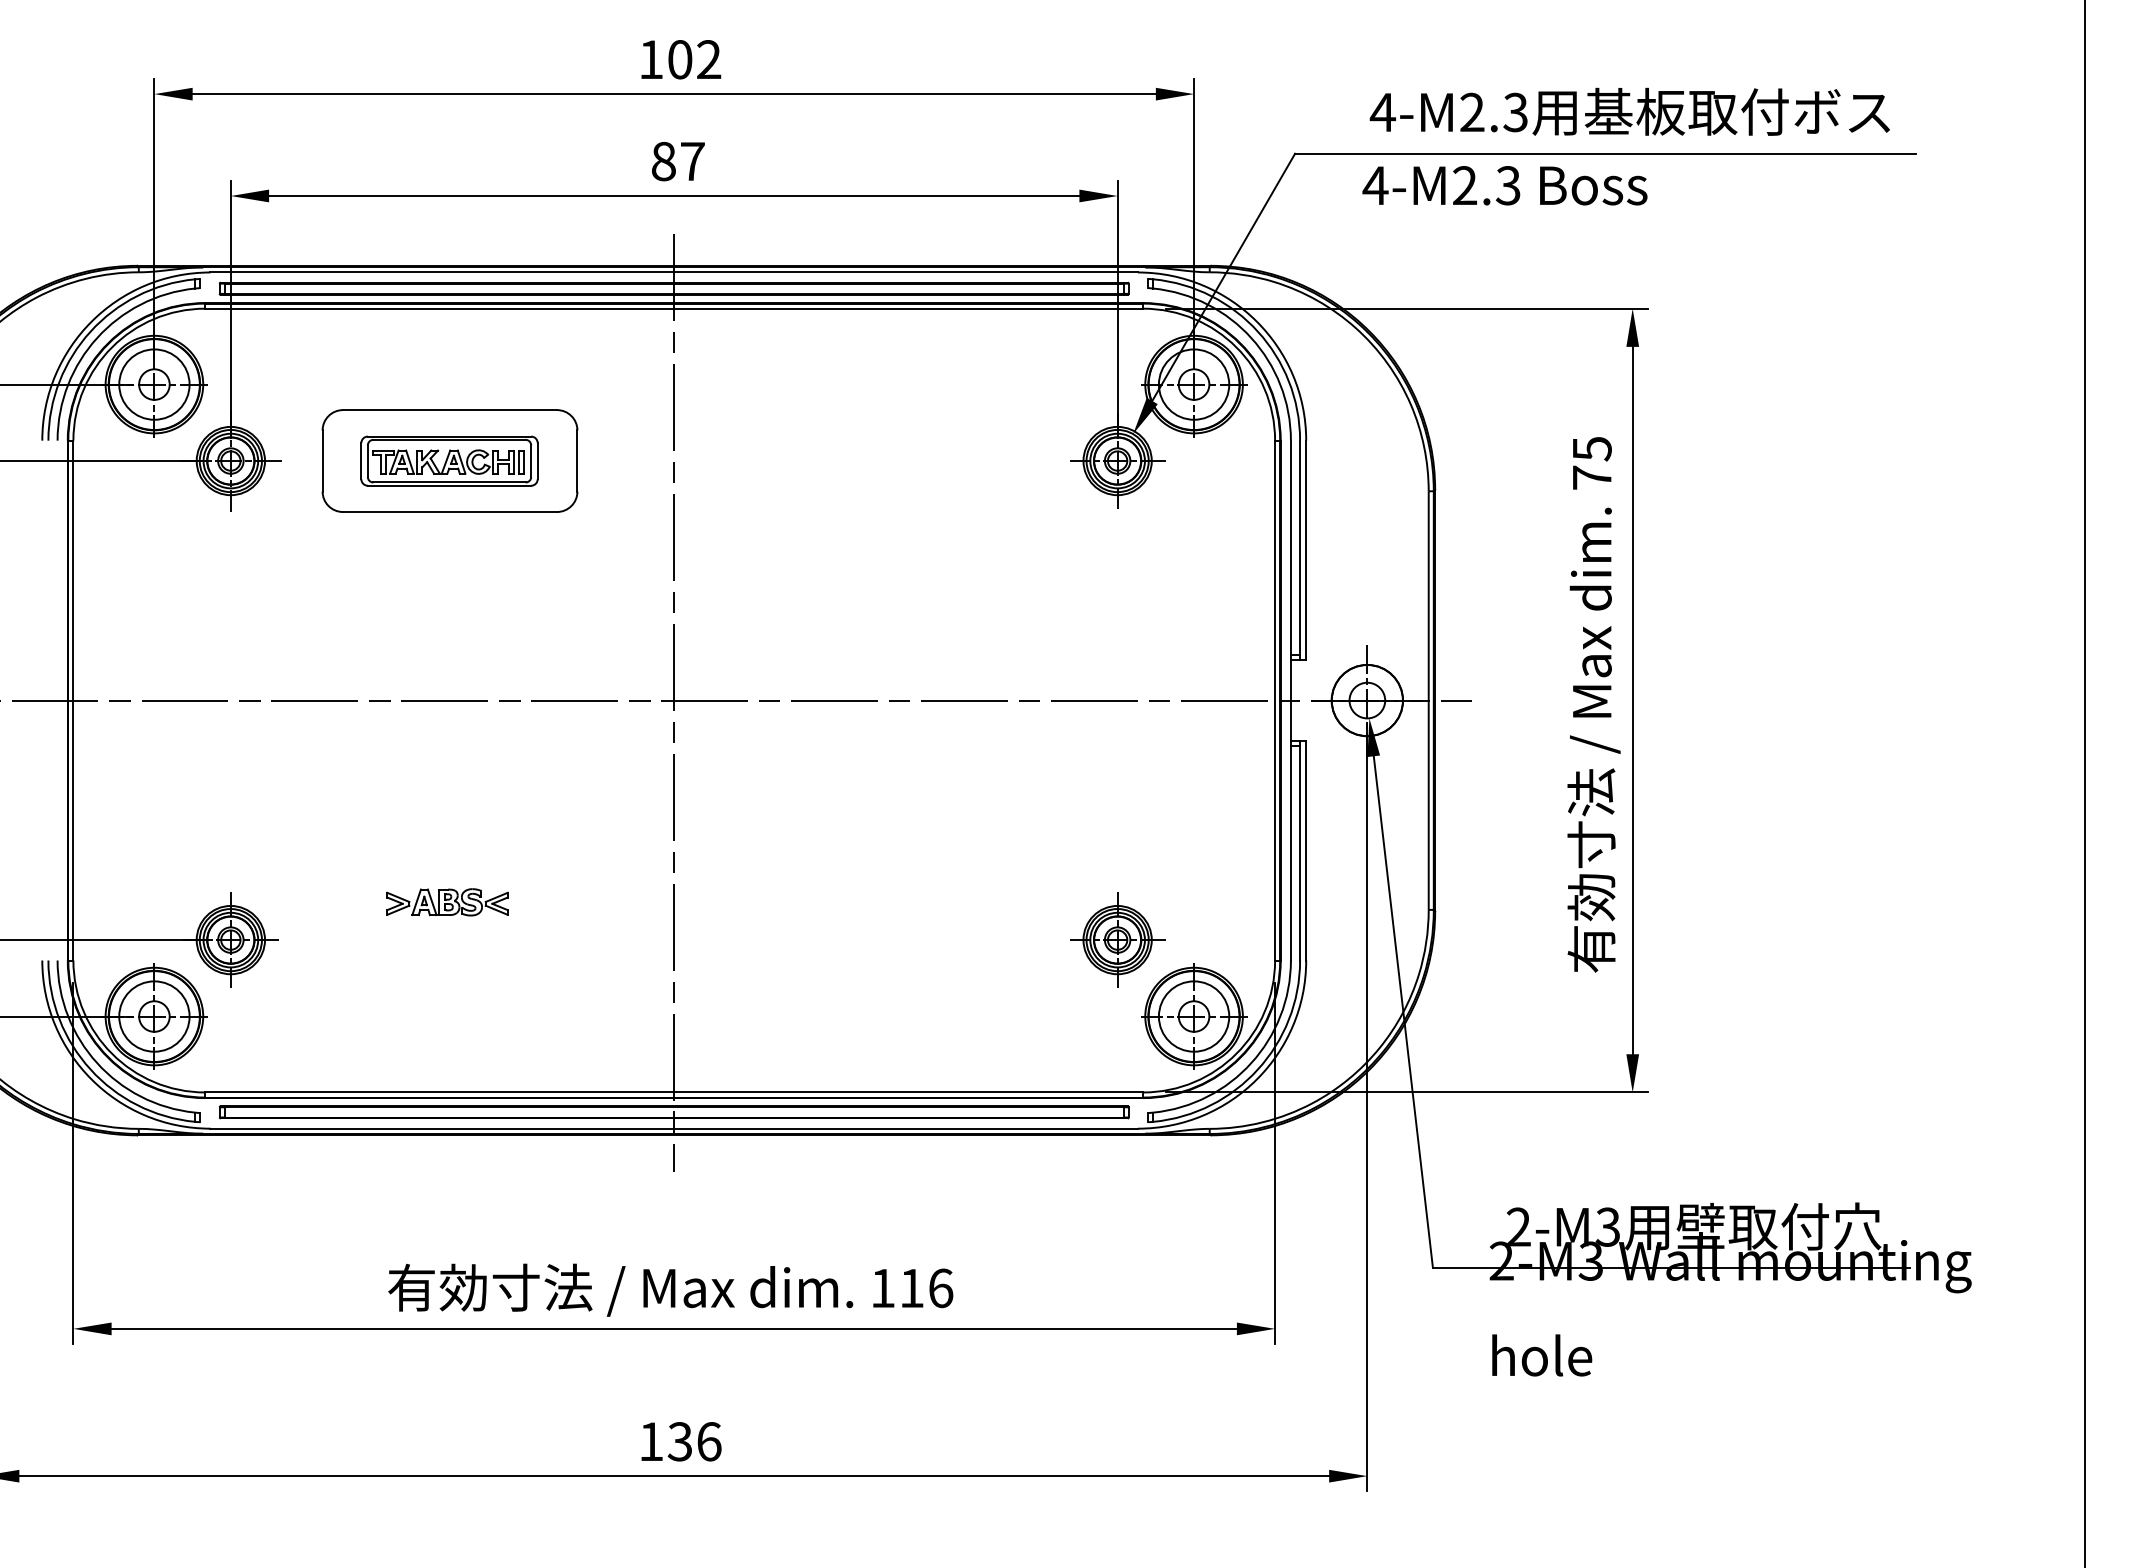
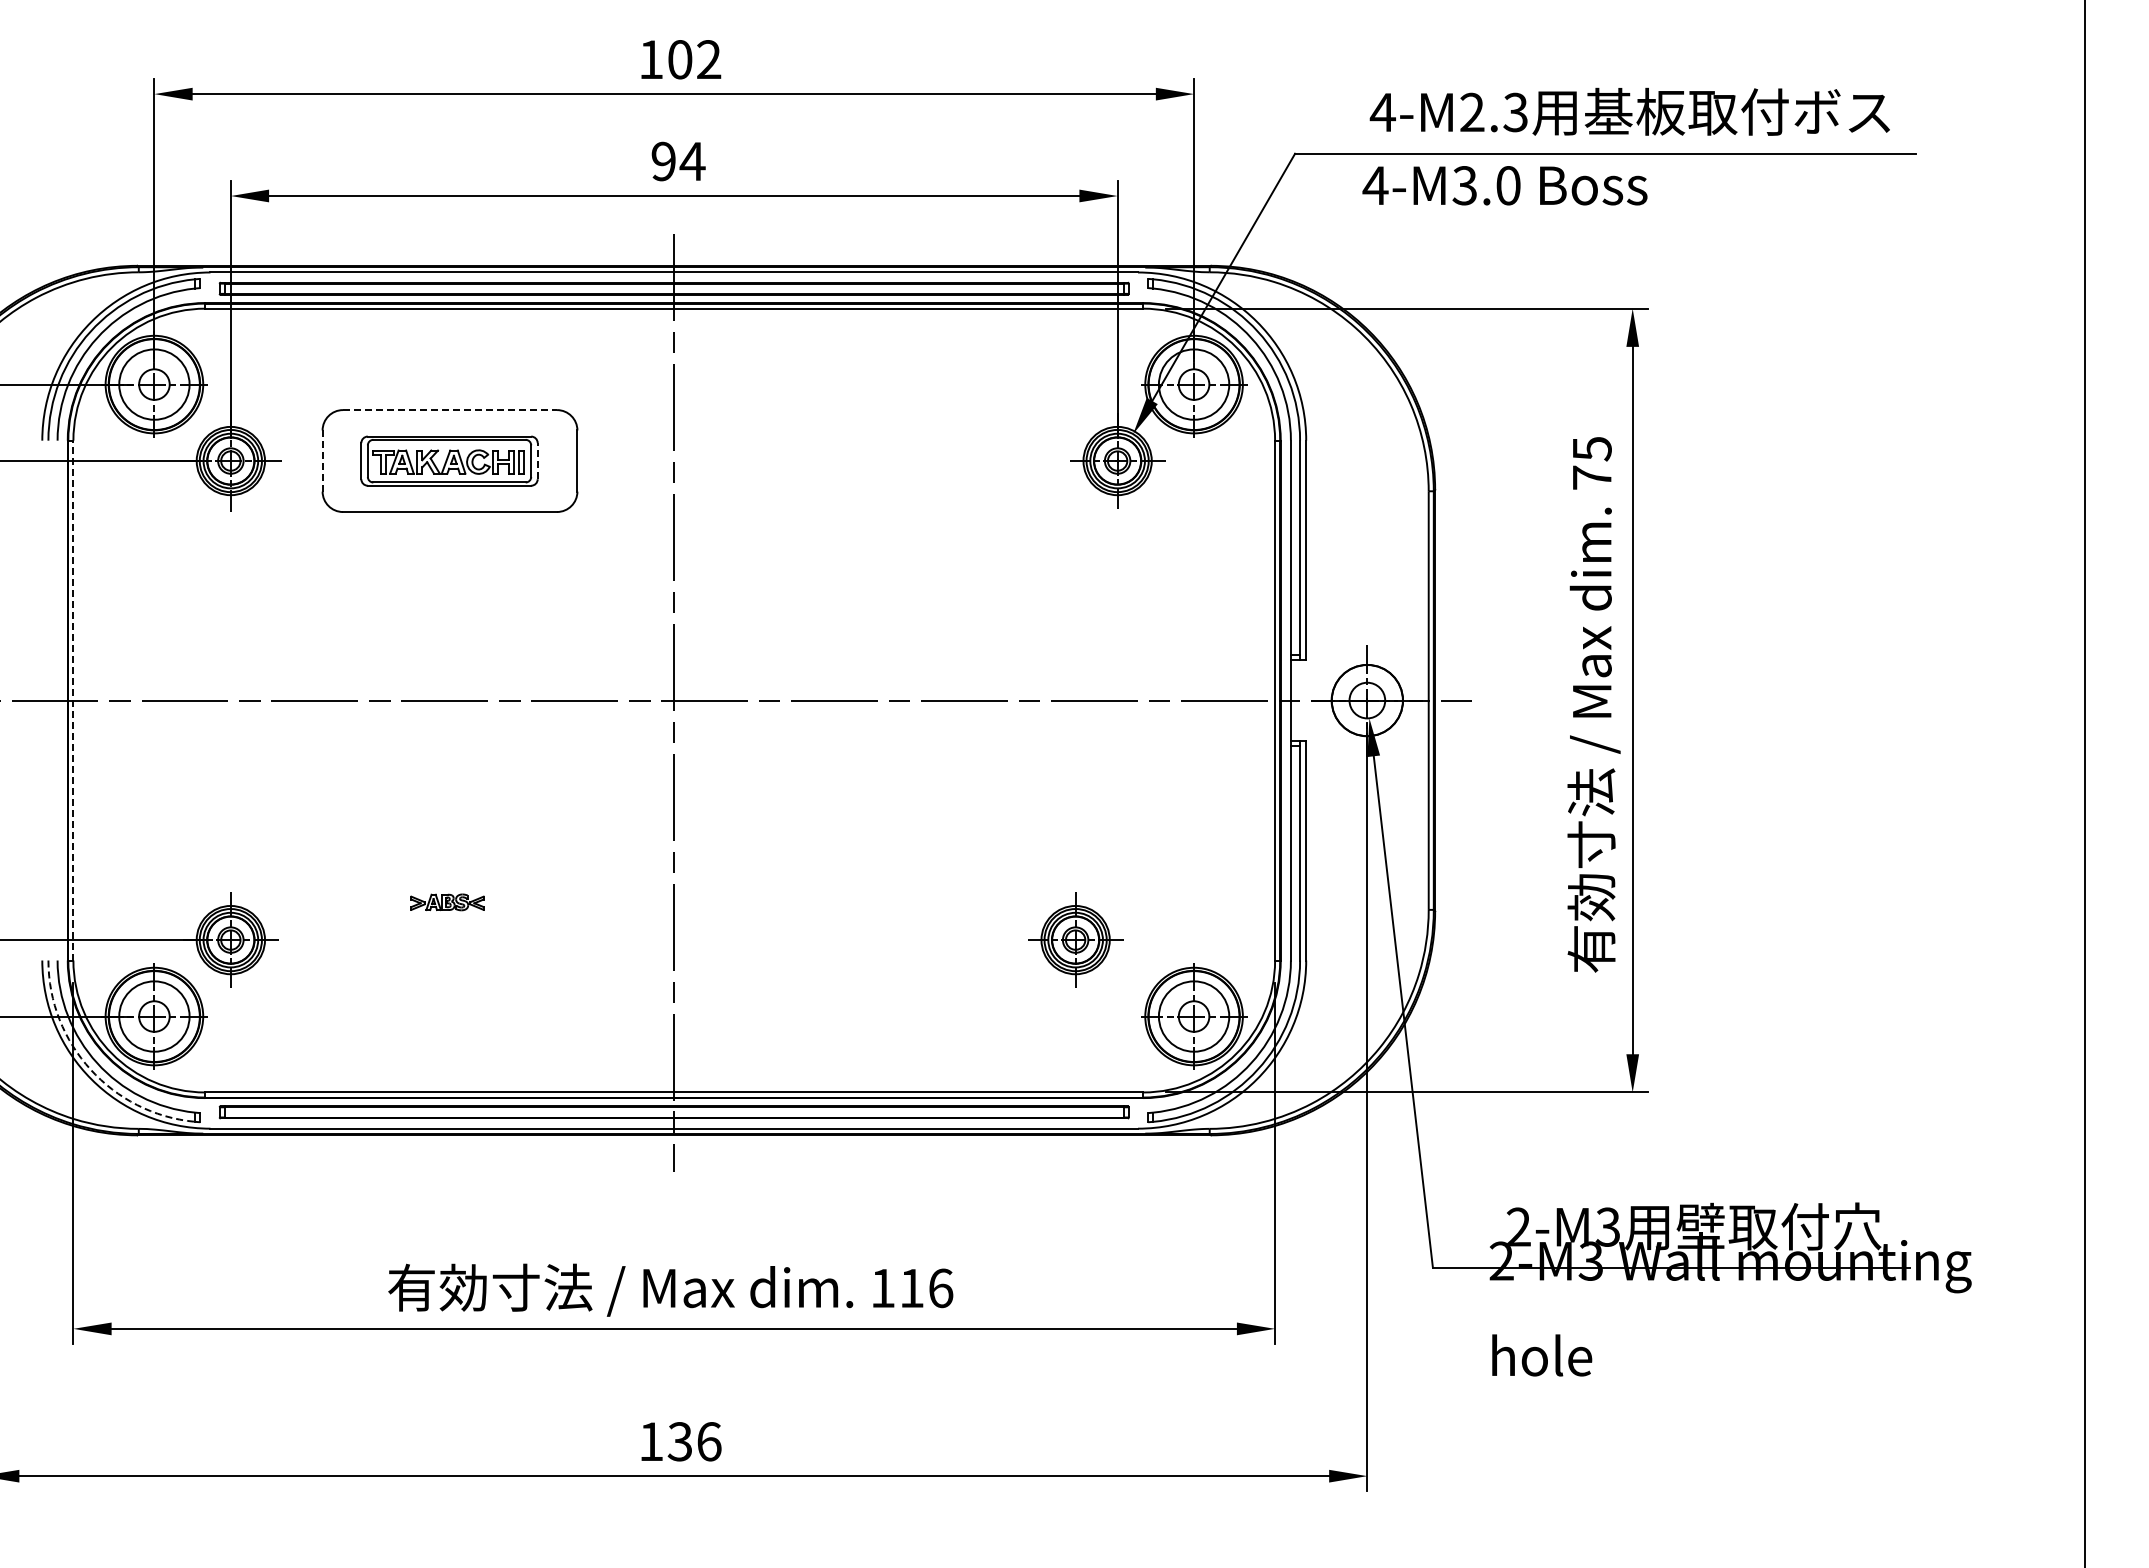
text: 87 -> 94 (678, 161)
text: 4-M2.3 -> 4-M3.0 (1486, 185)
line: solid -> dashed (450, 410)
line: solid -> dashed (537, 460)
line: solid -> dashed (322, 461)
line: solid -> dashed (73, 700)
part size: 123x29 px -> 75x19 px (447, 902)
part position: (1117, 939) -> (1075, 939) (1075, 939)
arc: solid -> dashed (90, 1069)
